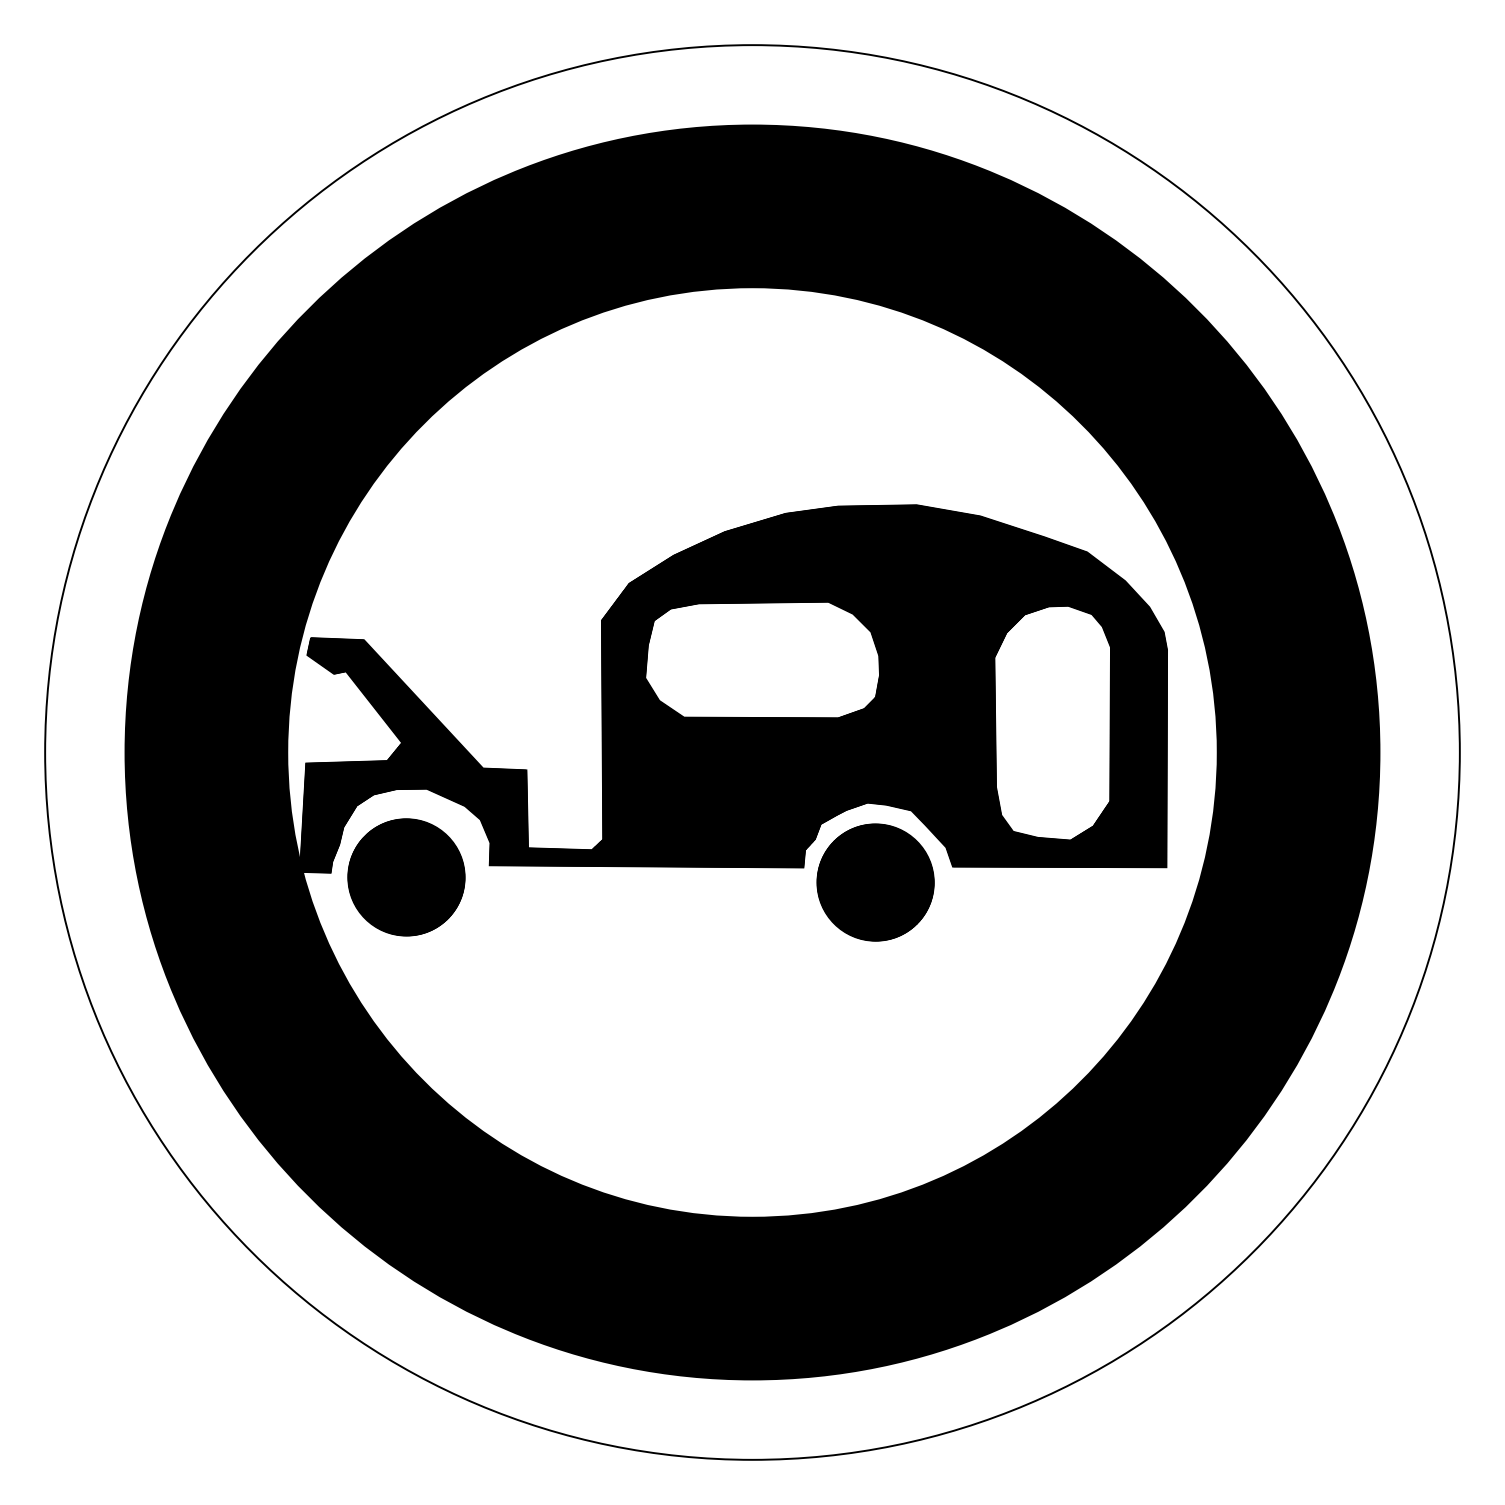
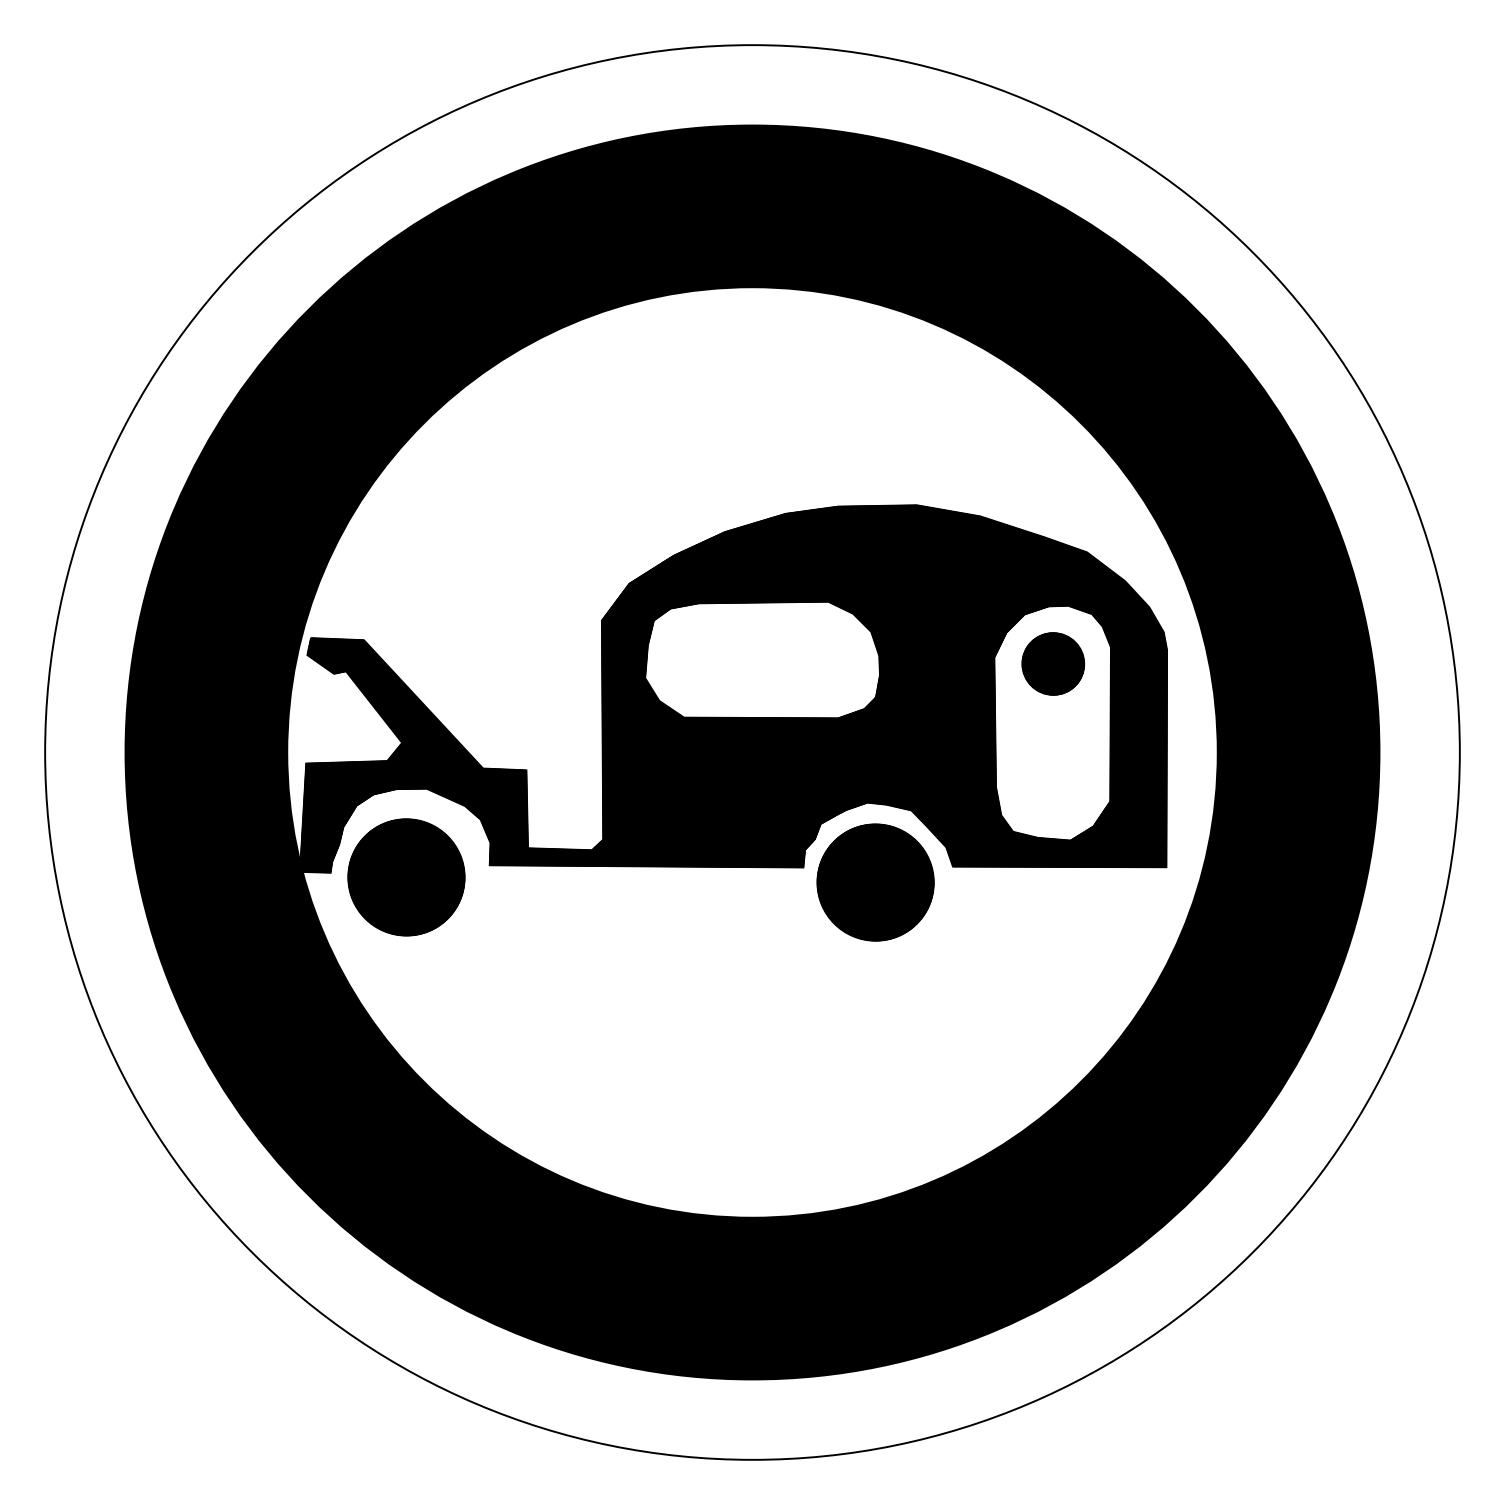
part: none -> present (1053, 663)
